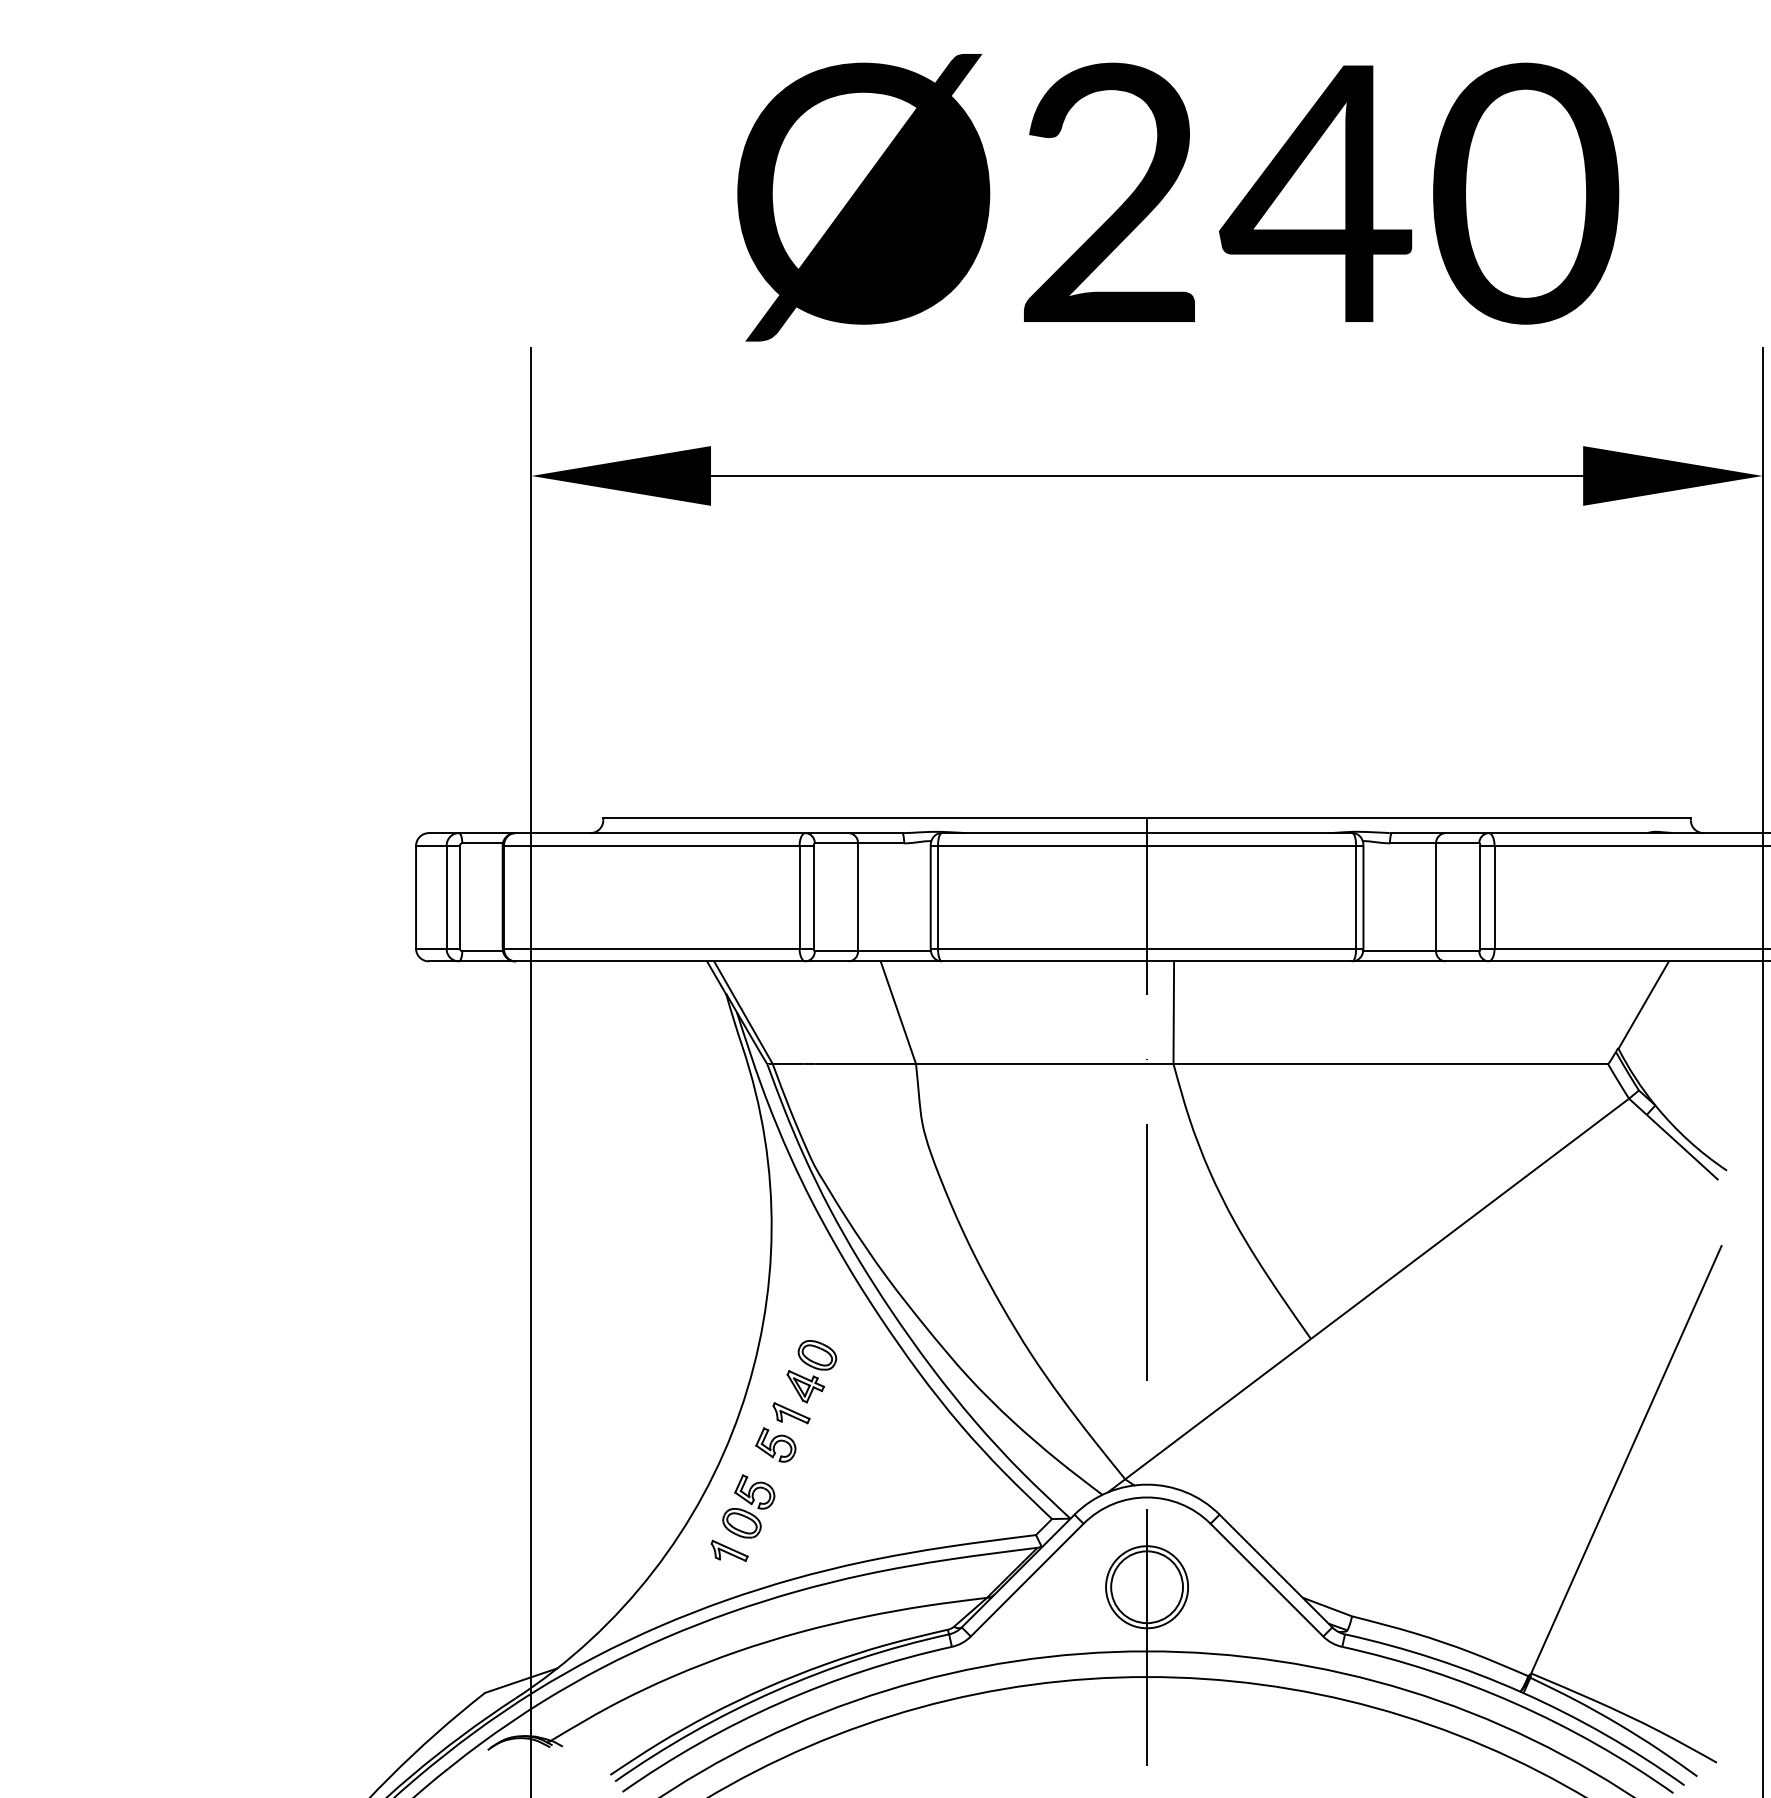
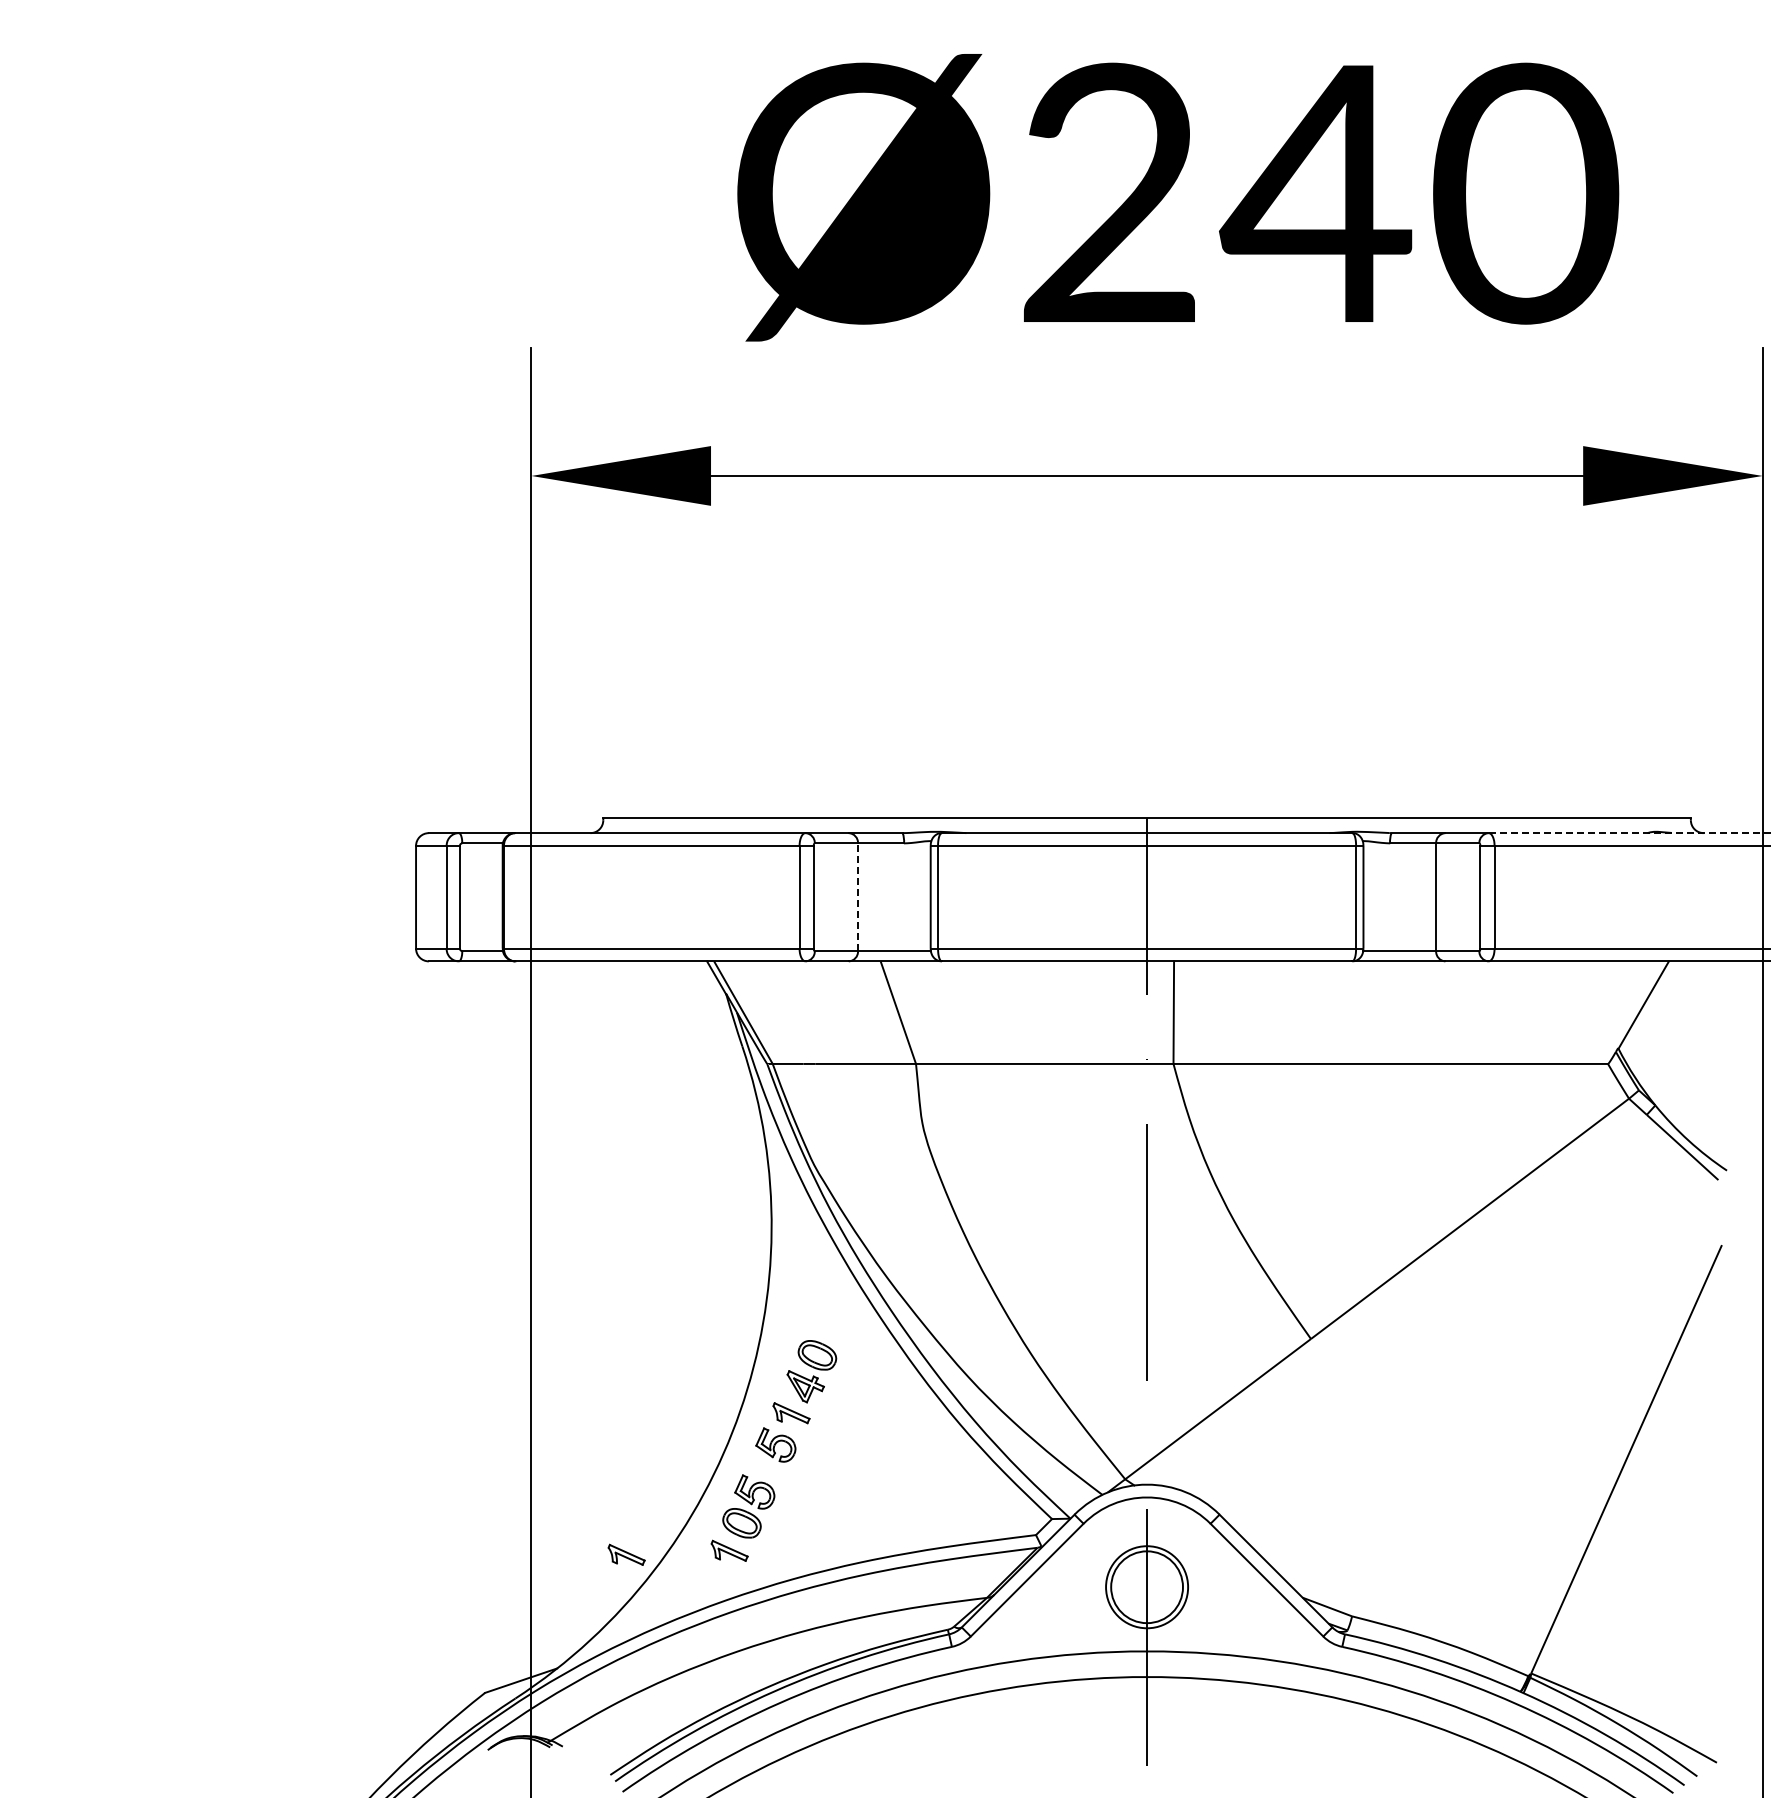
line: solid -> dashed (1630, 833)
line: solid -> dashed (858, 897)
part: none -> present (626, 1554)
